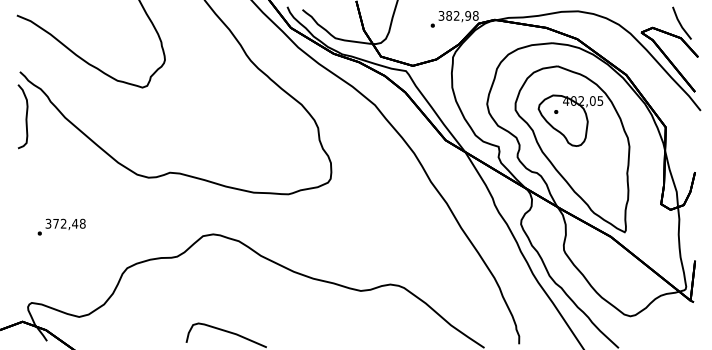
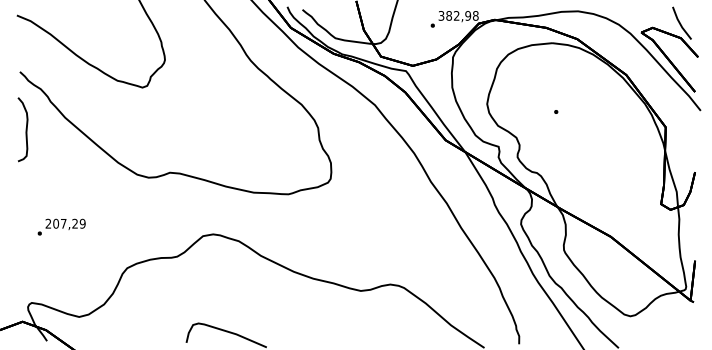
curve position: (25, 116) -> (25, 129) (25, 129)
part: present -> none (572, 149)
text: 372,48 -> 207,29 (65, 223)
